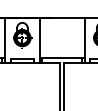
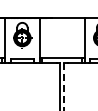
line: solid -> dashed (64, 86)
